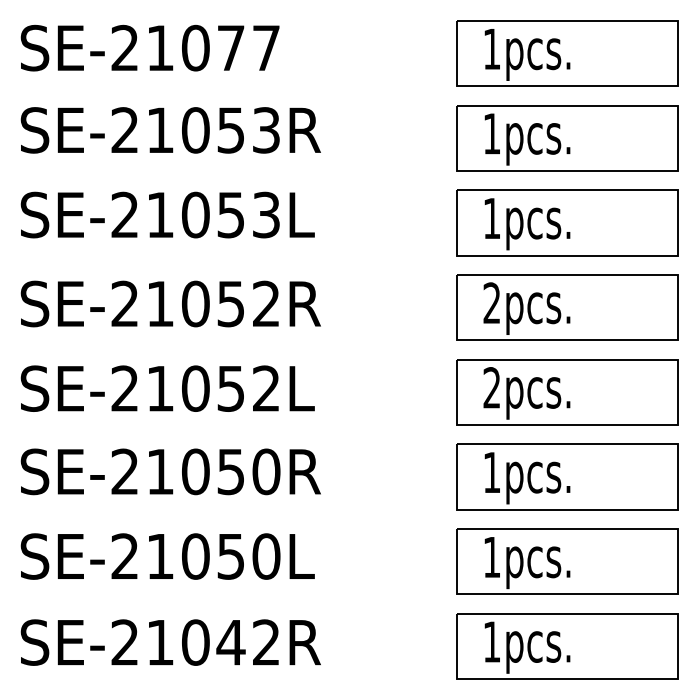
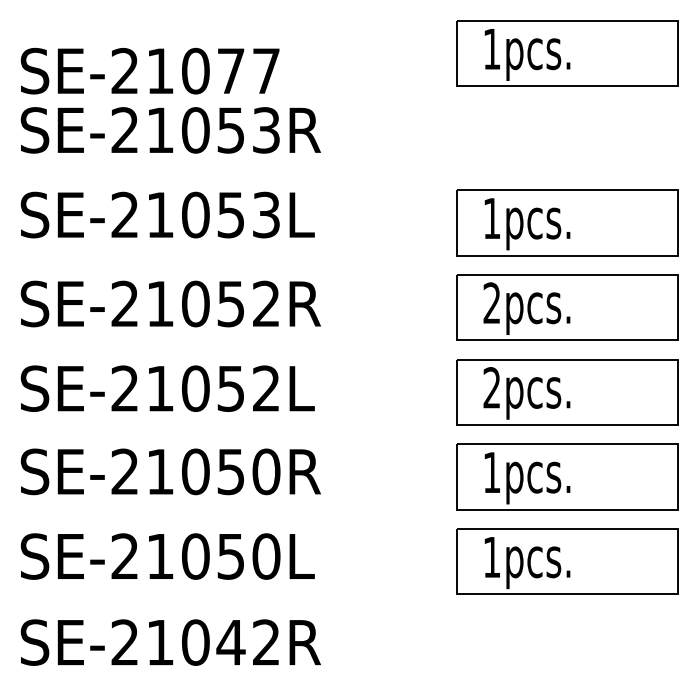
text position: (149, 47) -> (149, 70) (149, 70)
part: present -> none (567, 138)
part: present -> none (567, 646)
